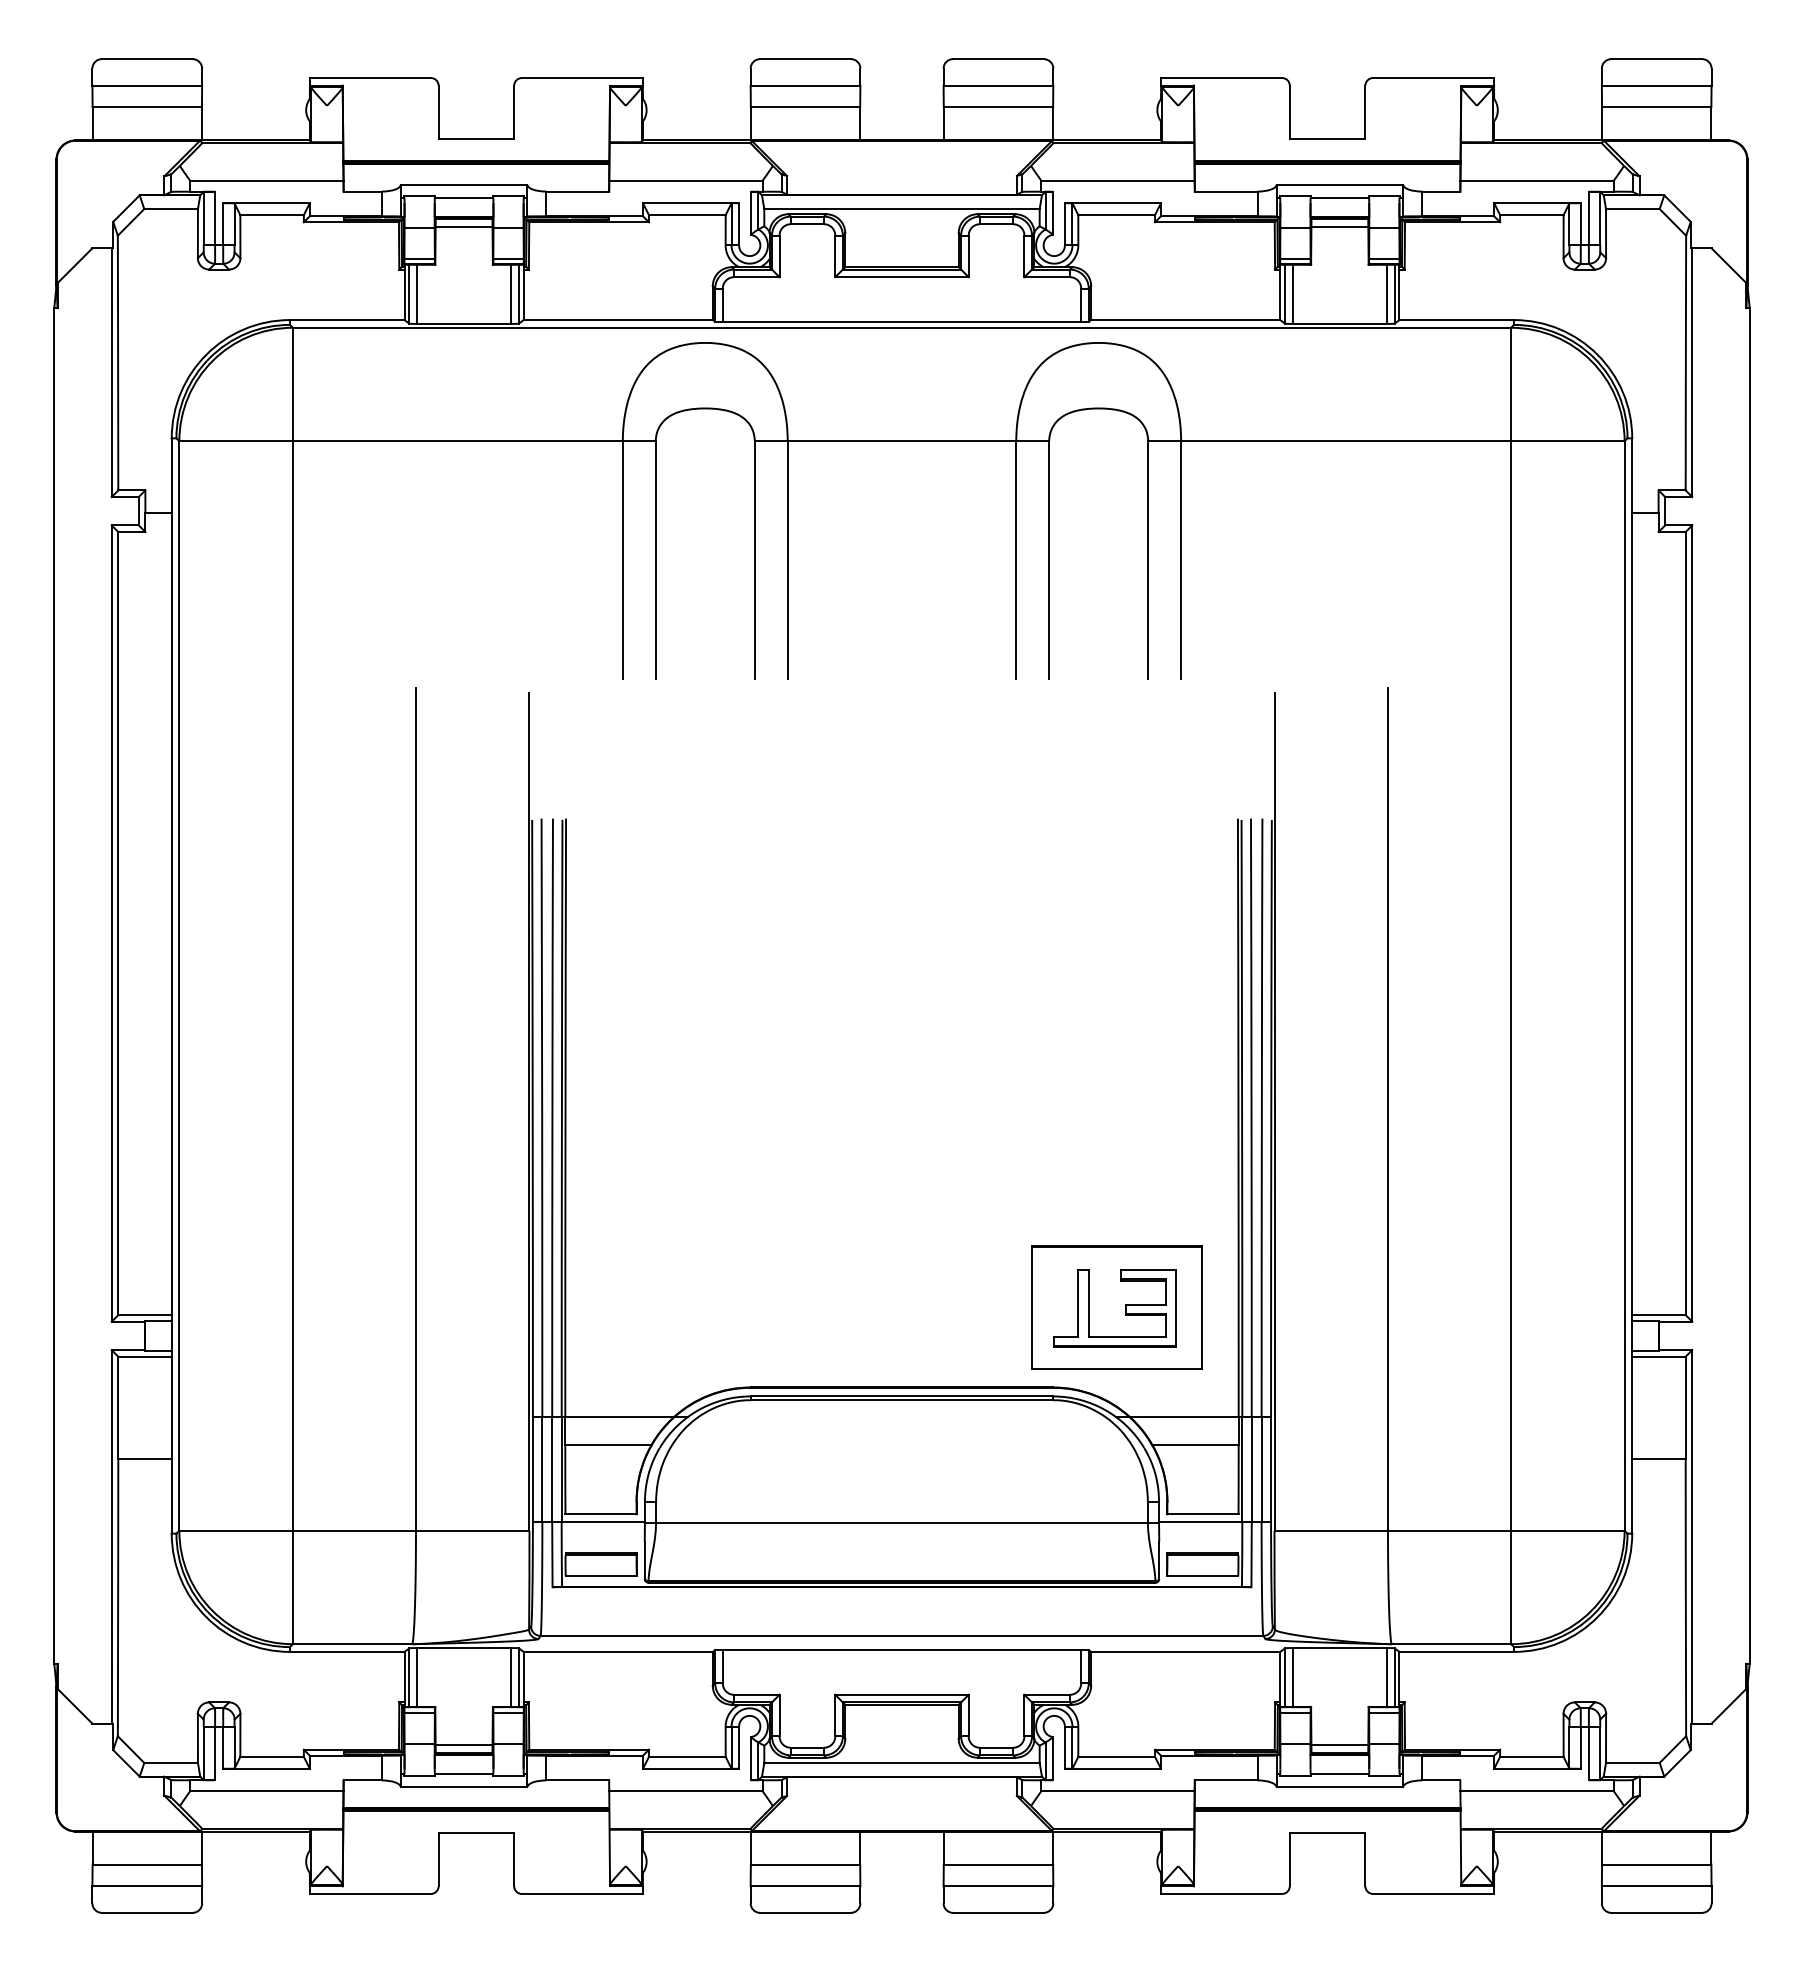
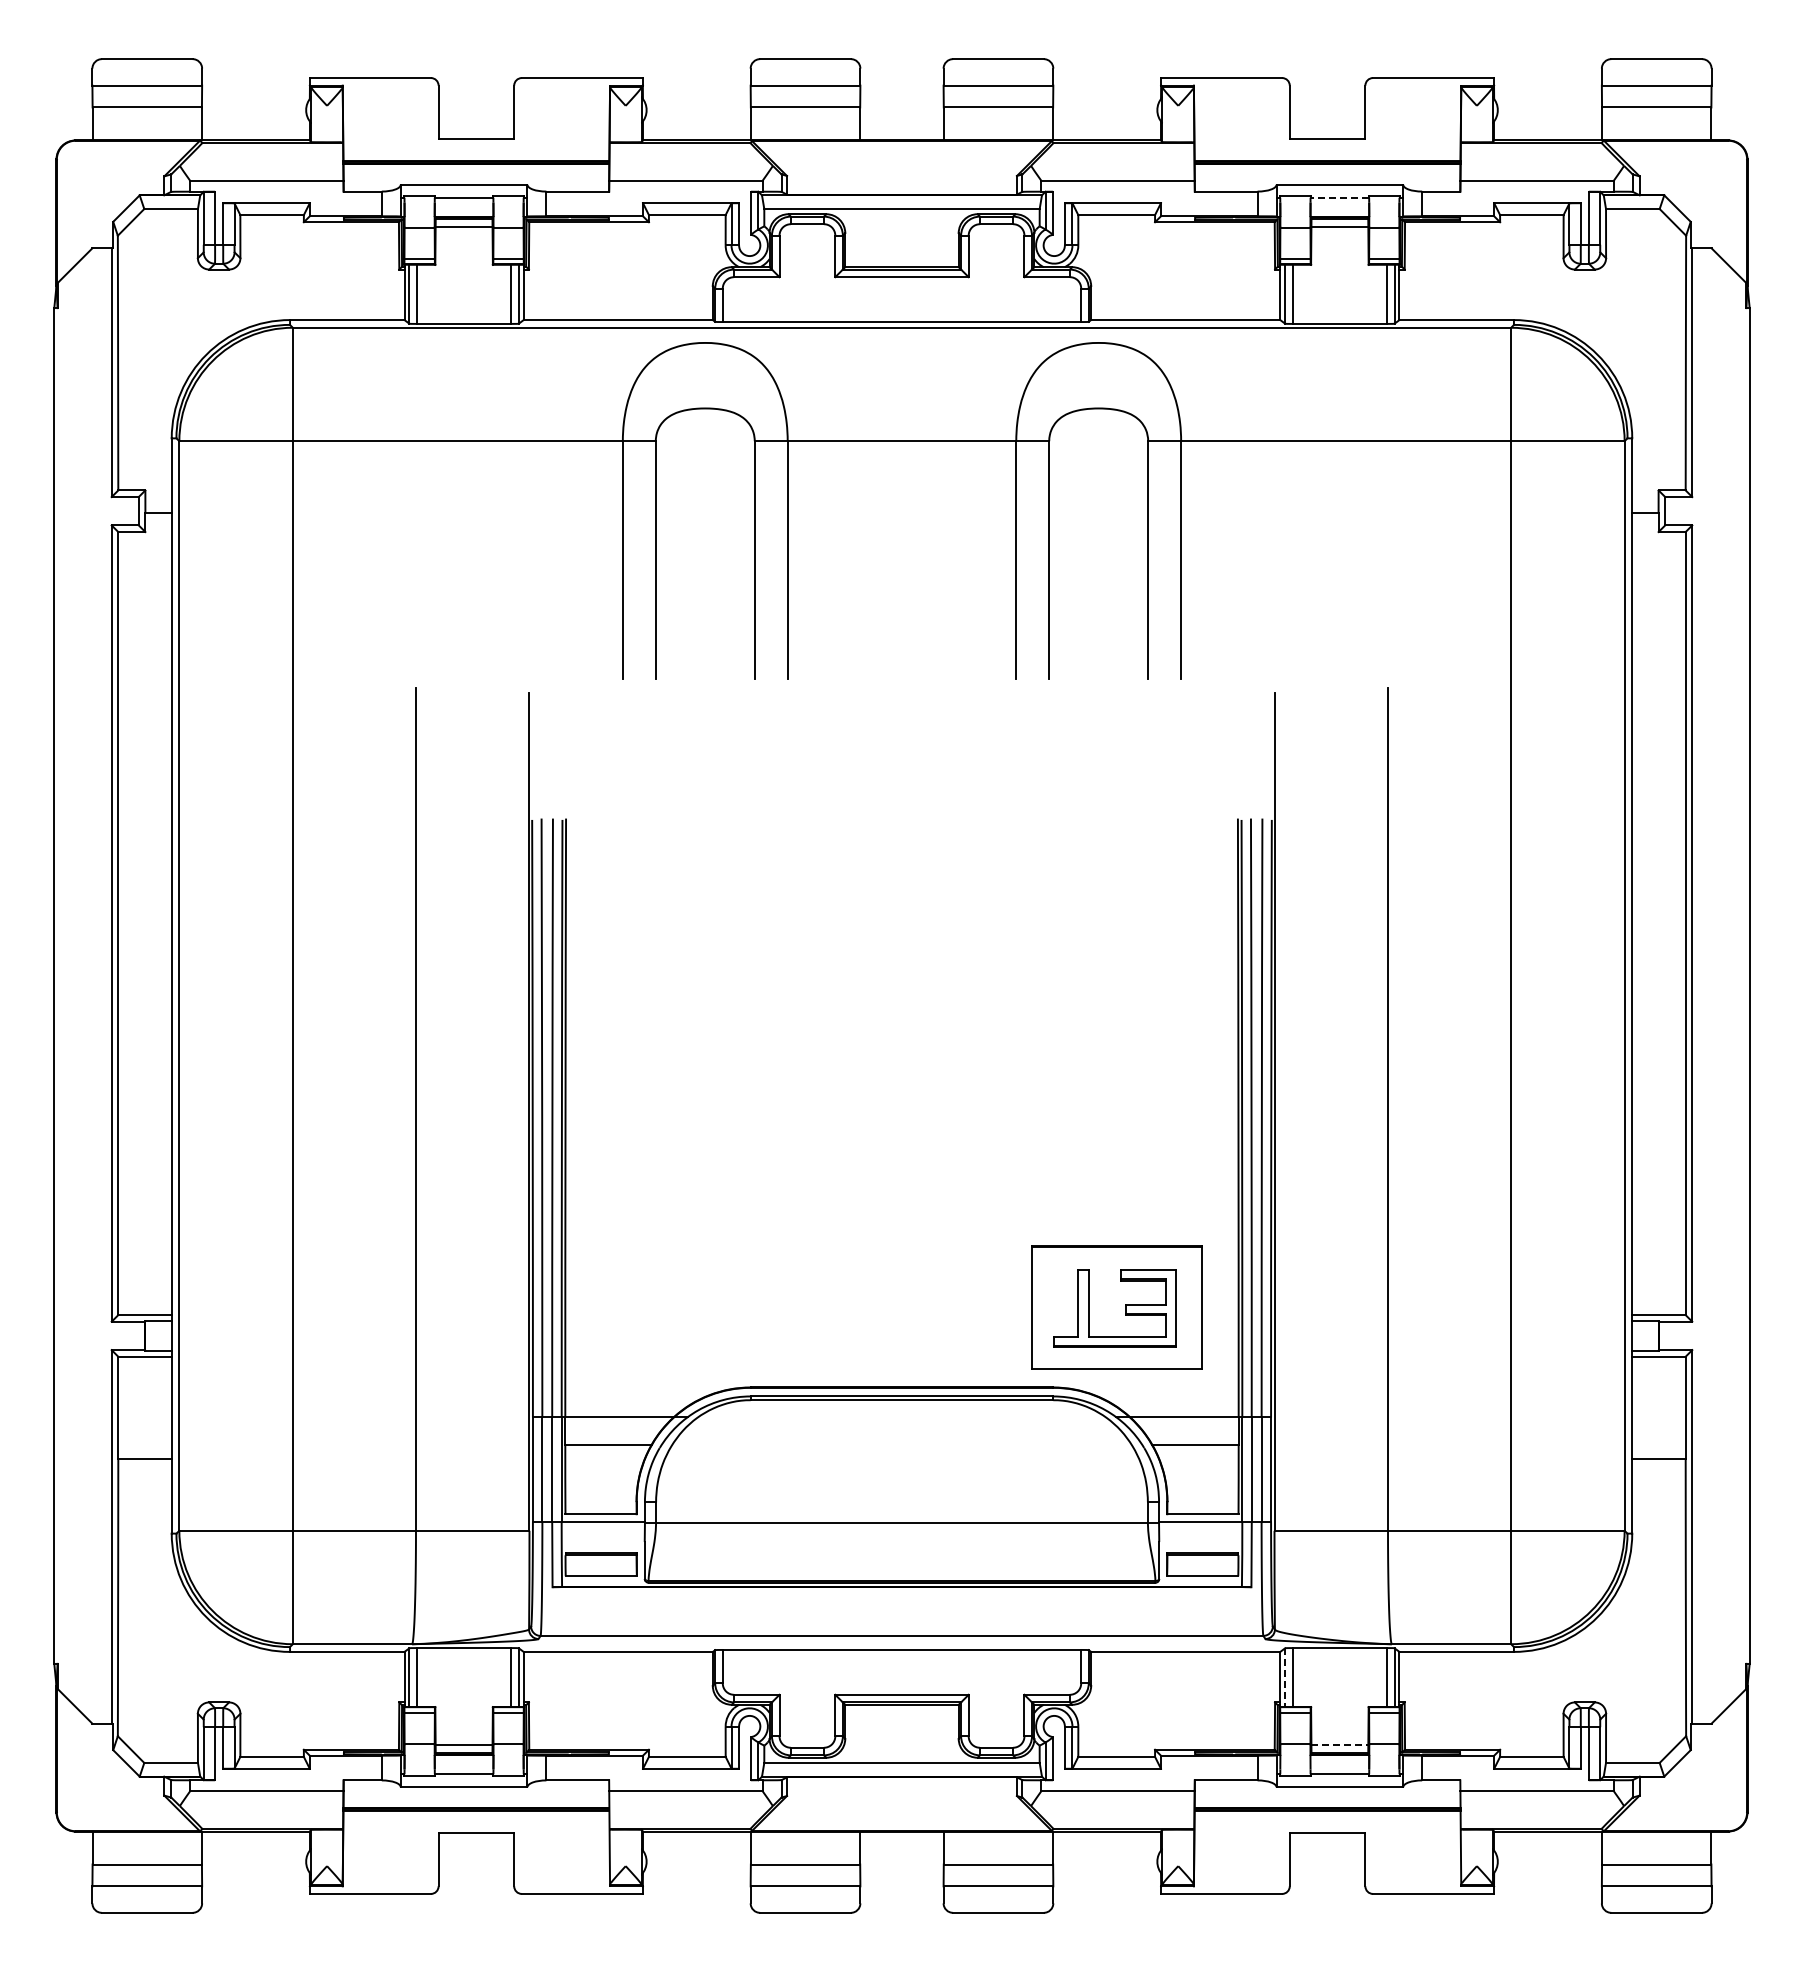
line: solid -> dashed (1339, 197)
line: solid -> dashed (1285, 1678)
line: solid -> dashed (1340, 1745)
